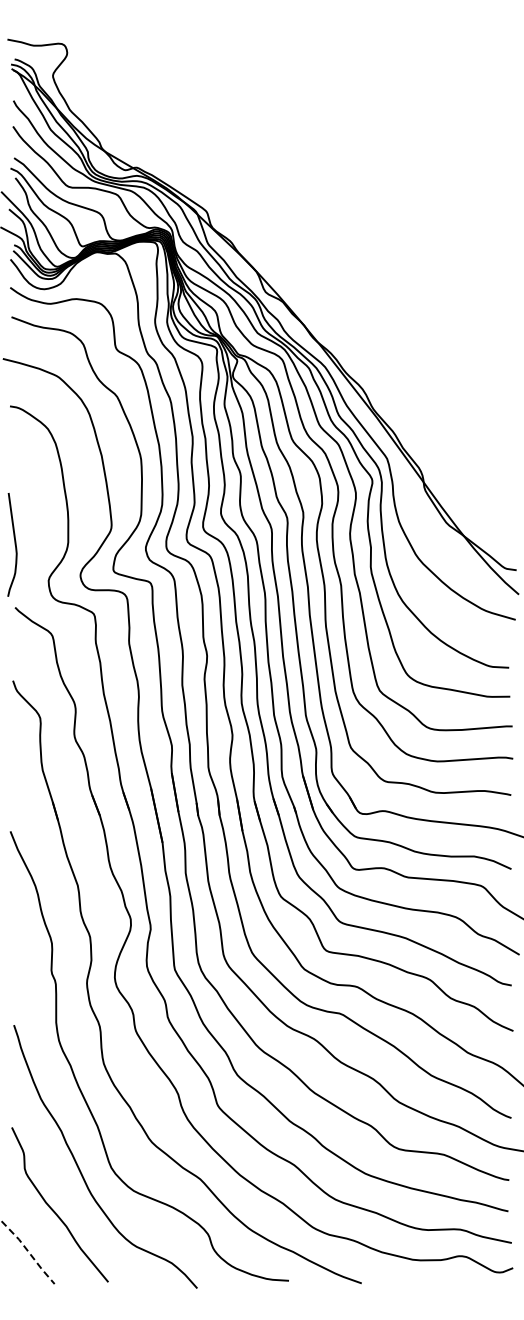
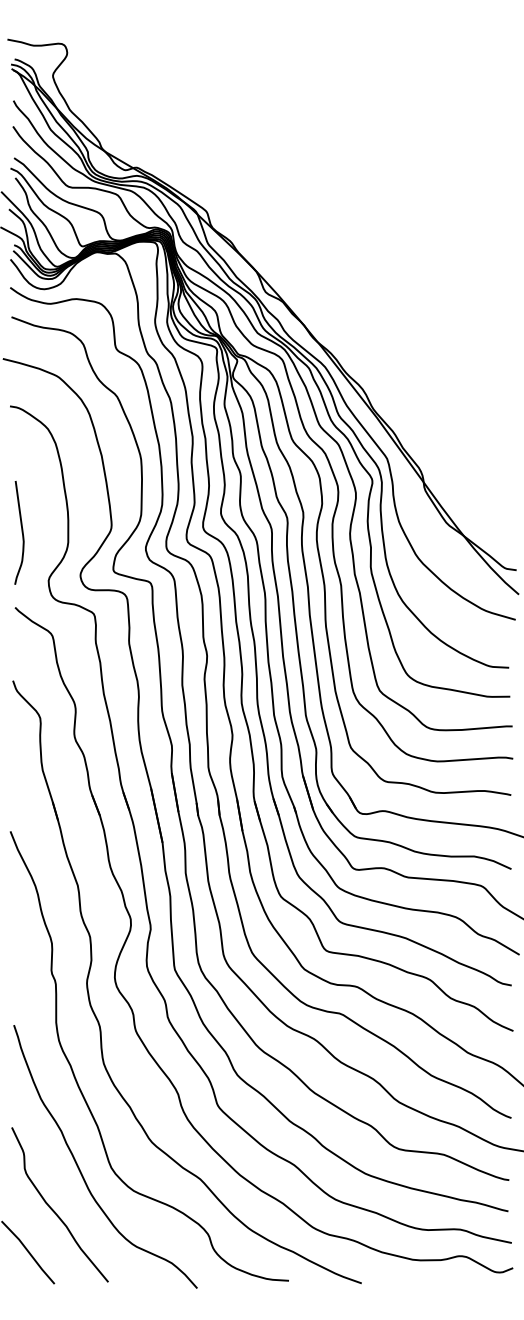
curve position: (14, 544) -> (21, 532) (21, 532)
line: dashed -> solid (28, 1252)
